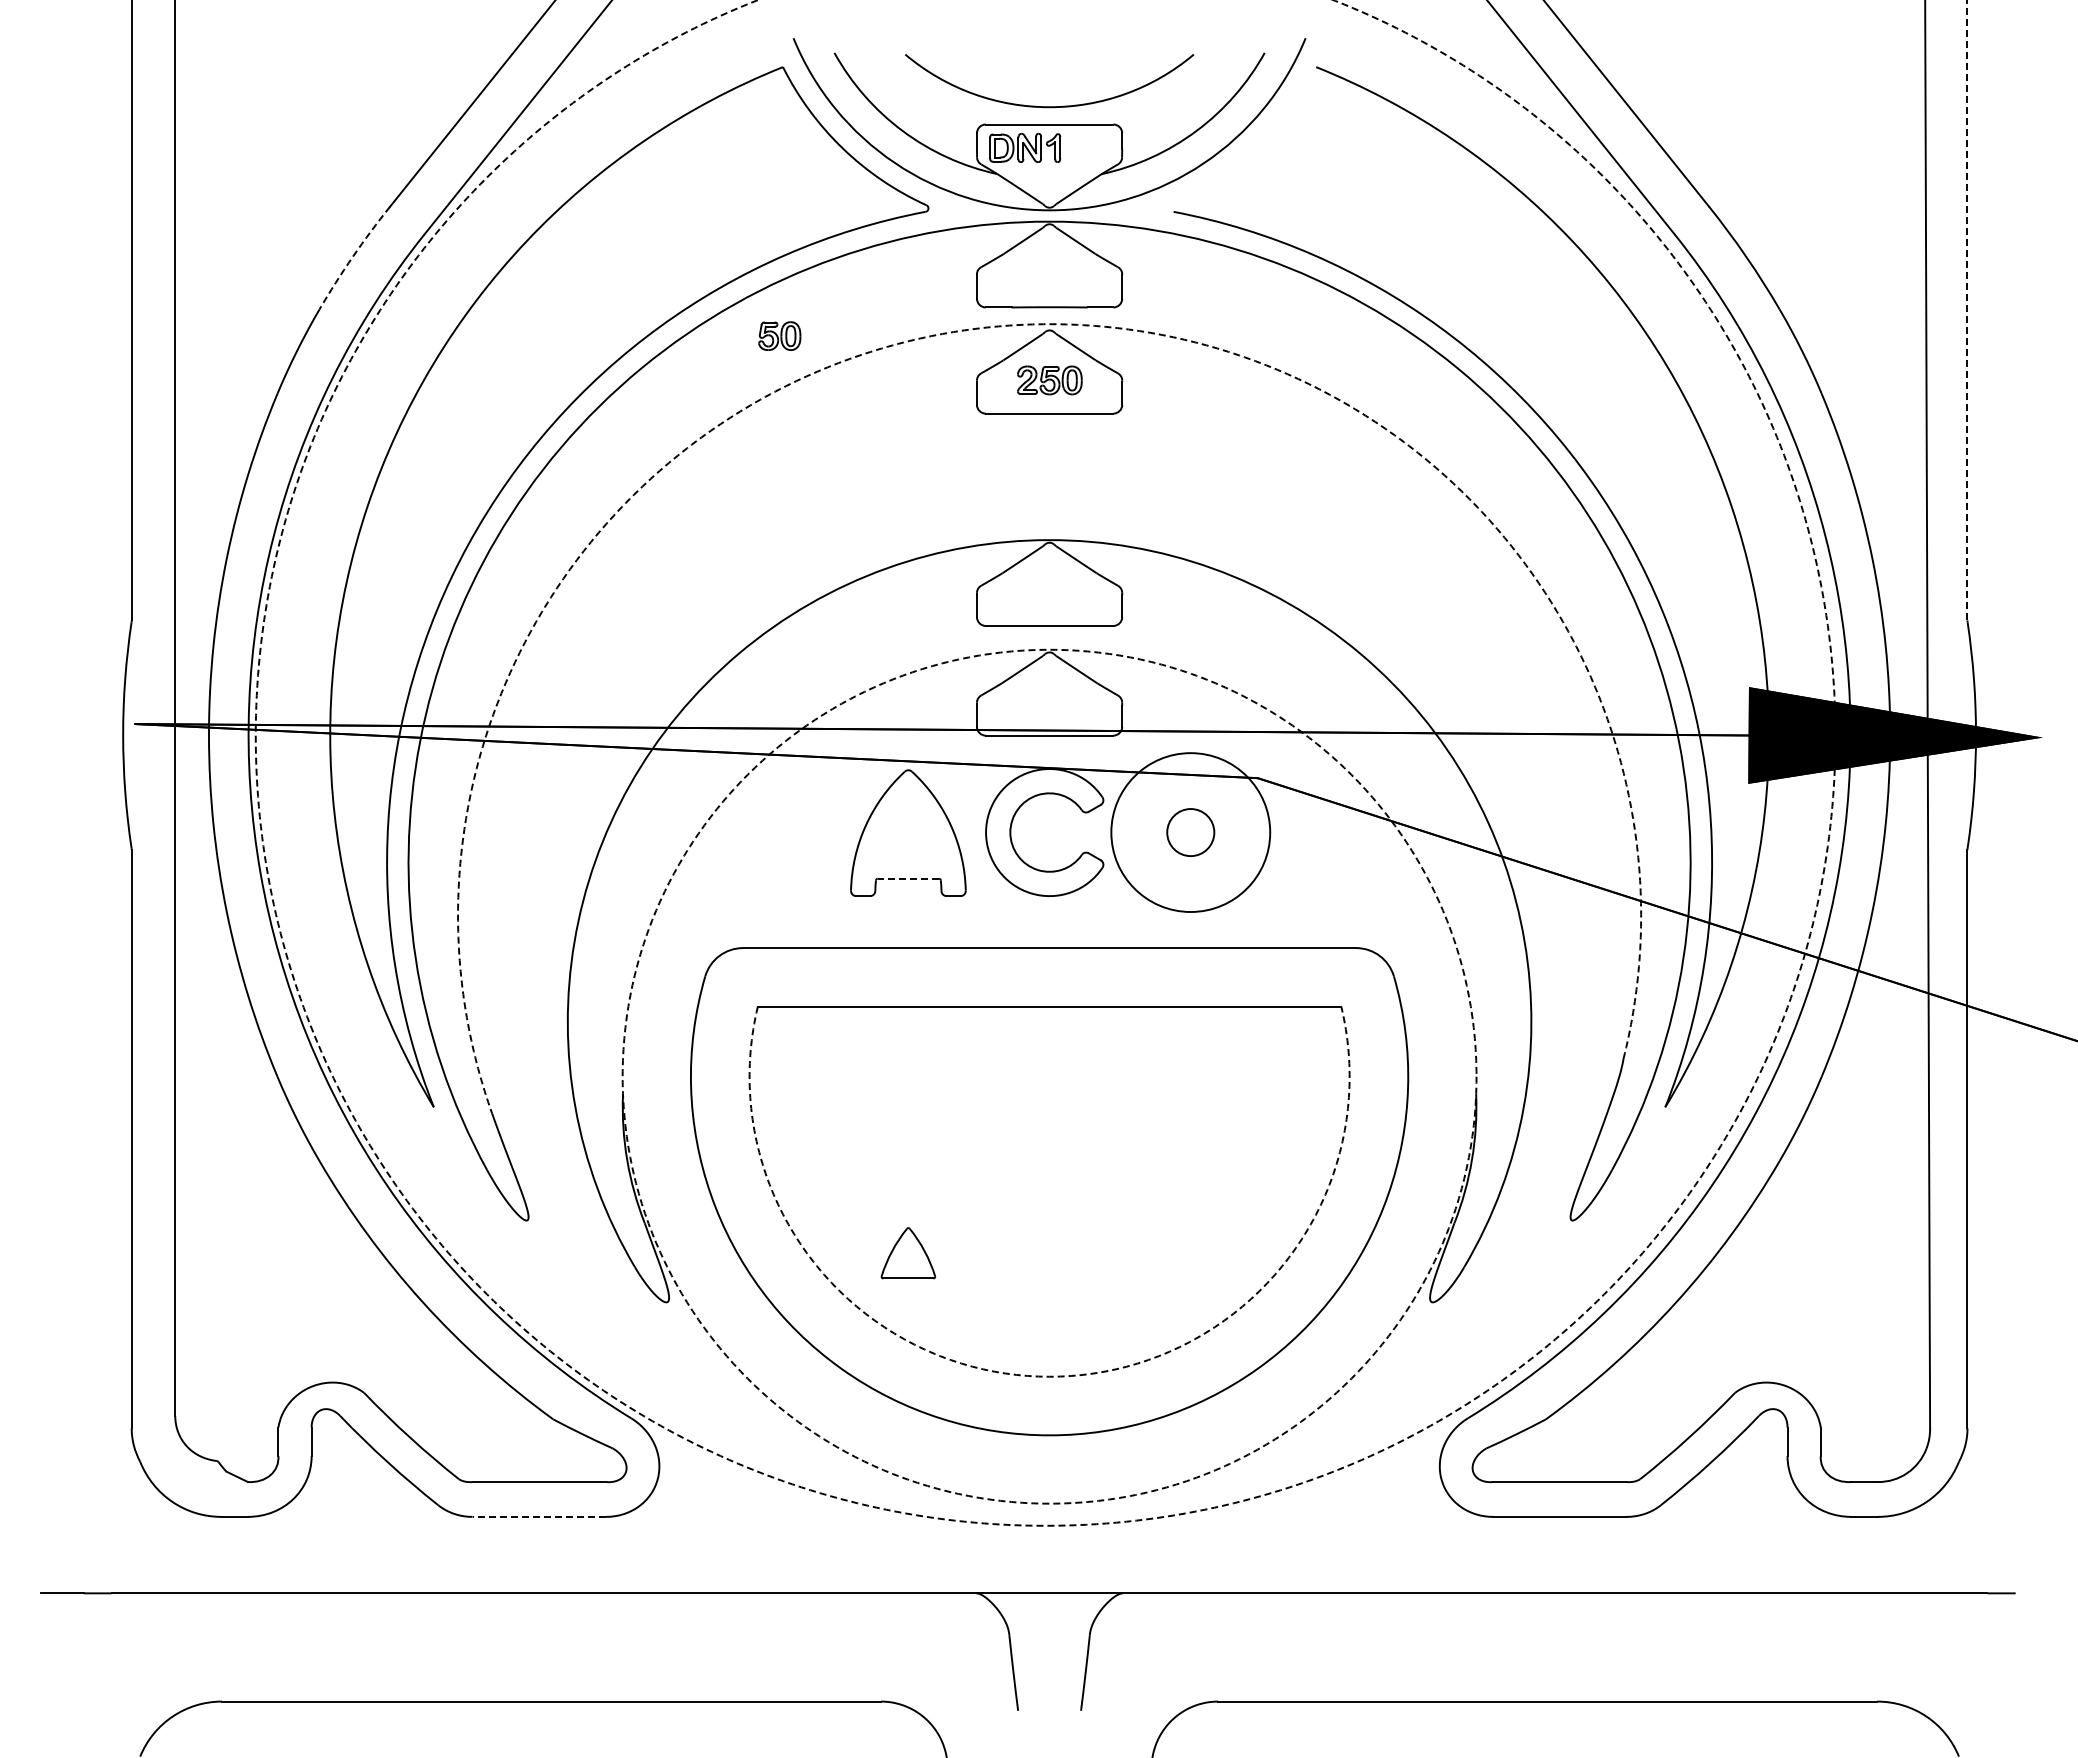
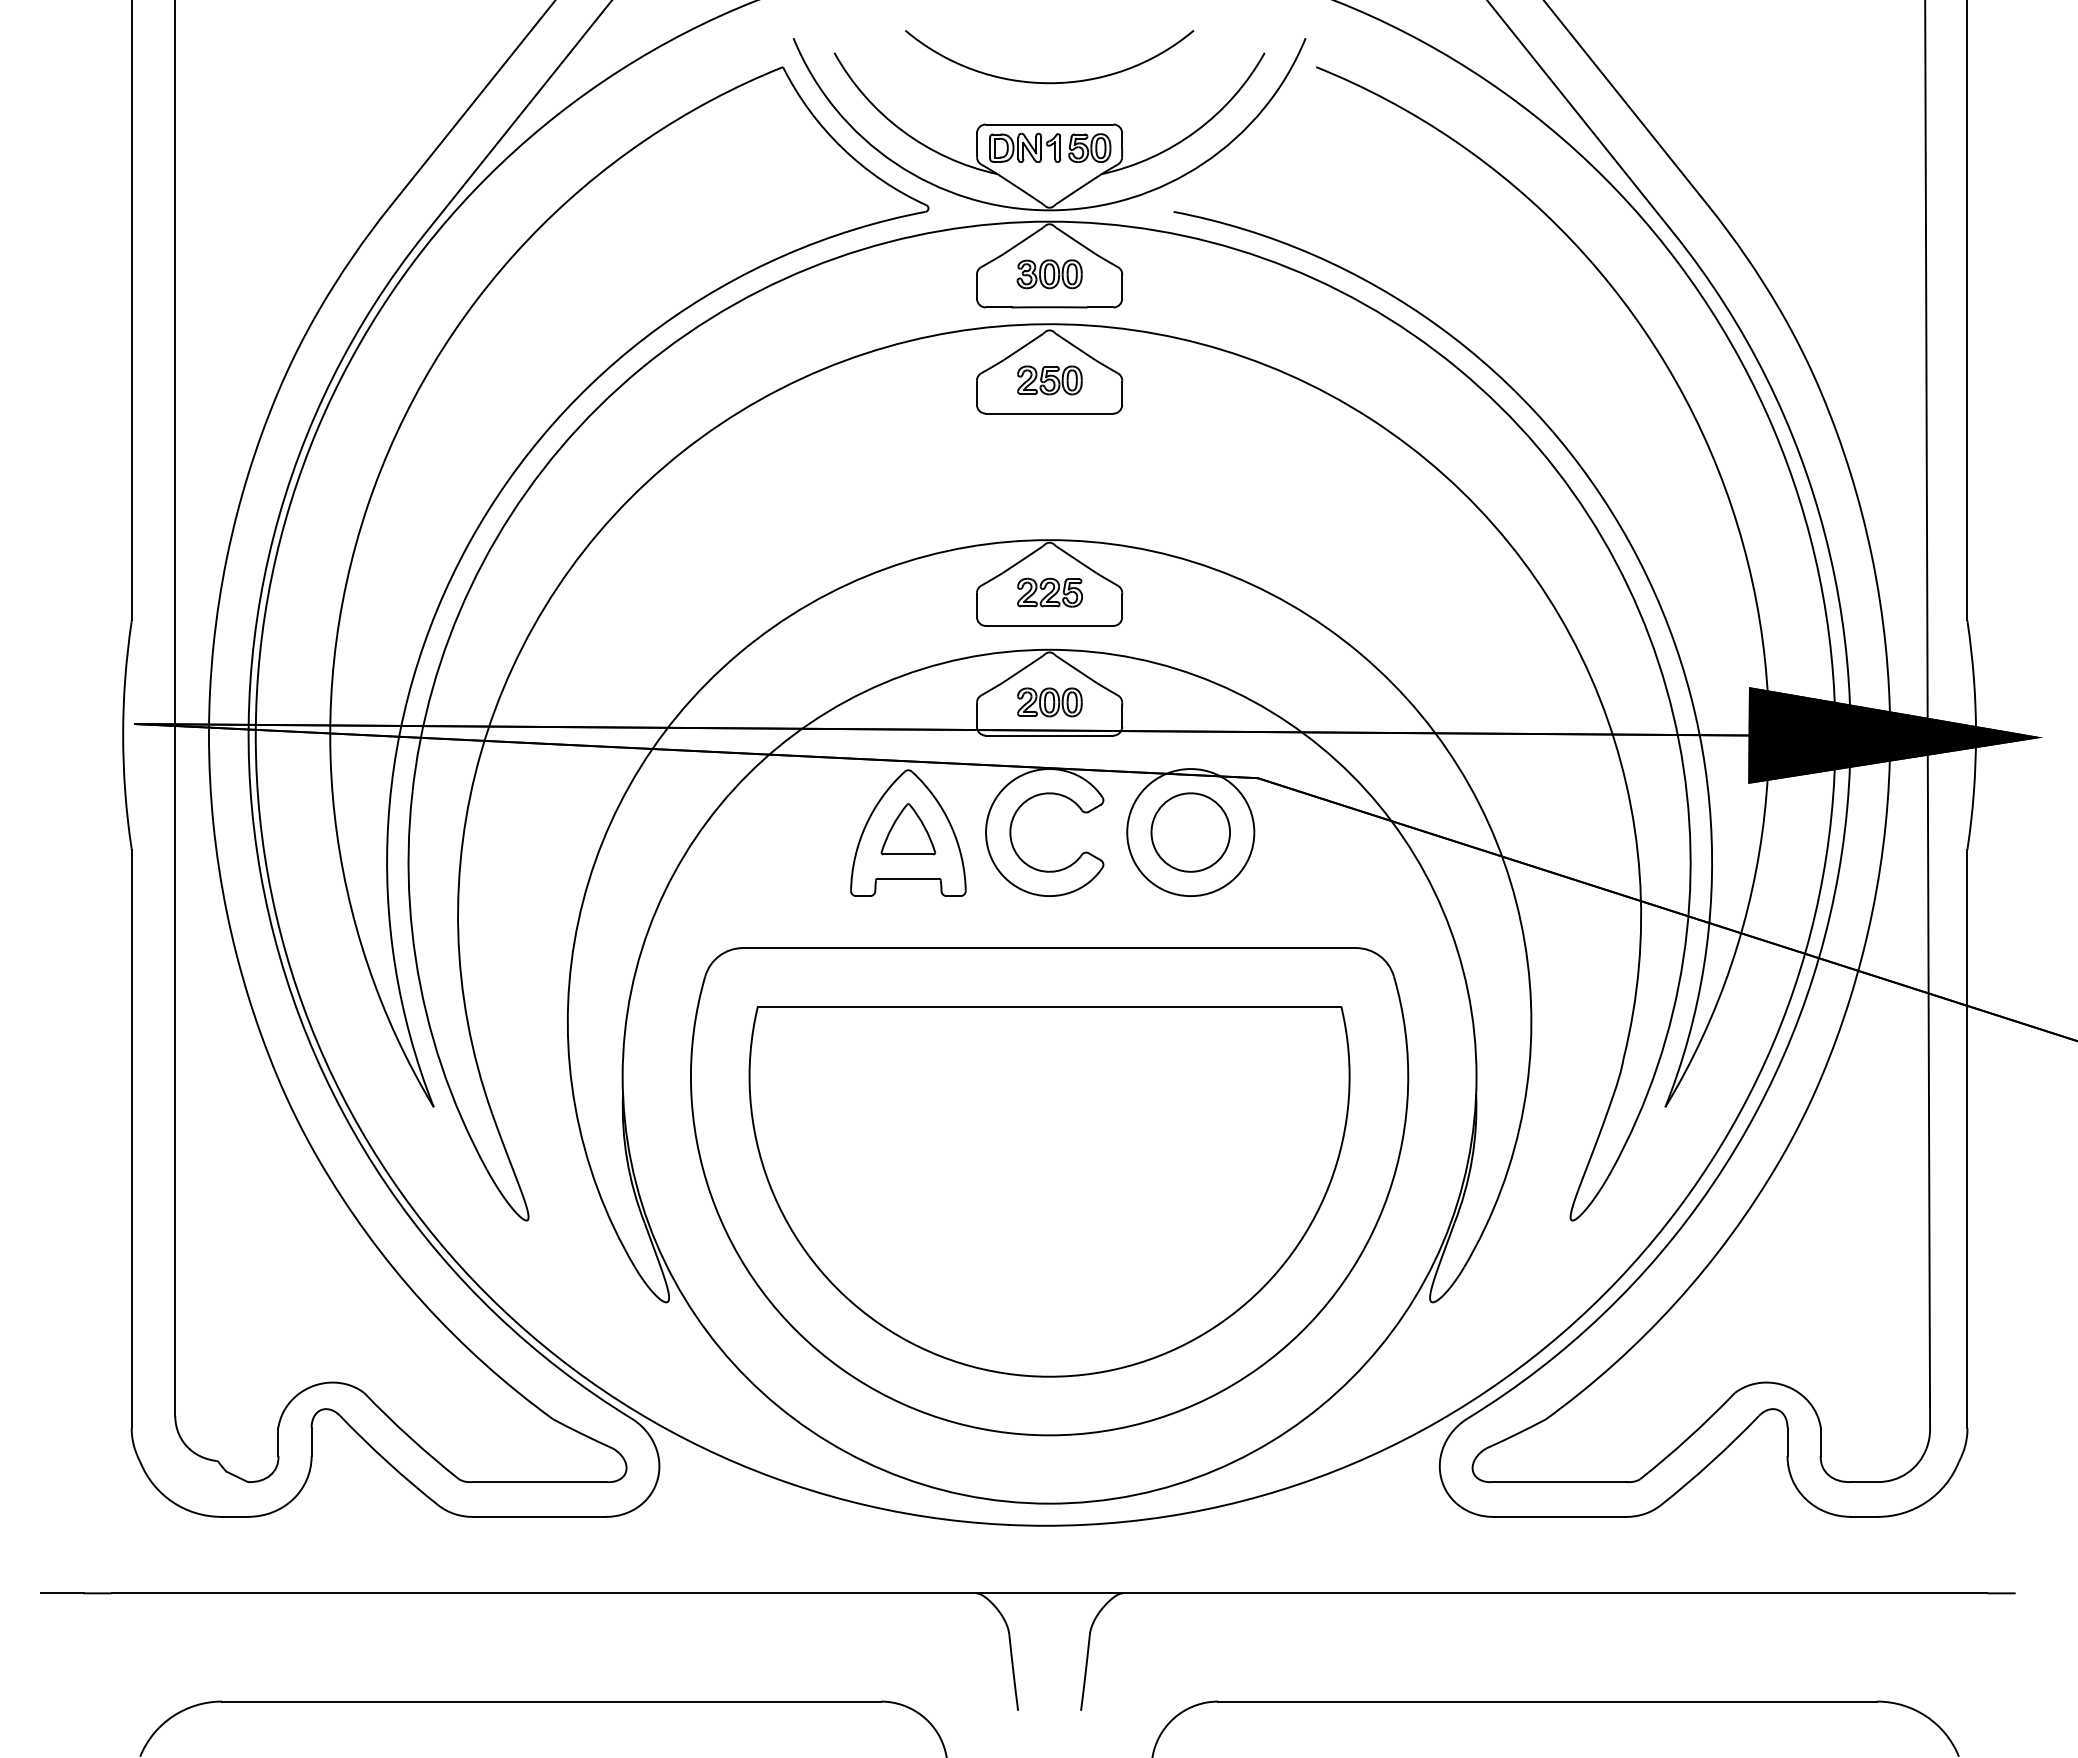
arc position: (1049, 106) -> (1049, 82) (1049, 82)
arc: dashed -> solid (352, 256)
part: none -> present (1049, 274)
line: dashed -> solid (1967, 310)
arc: dashed -> solid (1021, 324)
part position: (779, 335) -> (1089, 147) (1089, 147)
part: none -> present (1049, 592)
part: none -> present (1049, 702)
circle: dashed -> solid (1045, 762)
circle diameter: 159 px -> 127 px (1190, 832)
circle diameter: 47 px -> 78 px (1190, 832)
line: dashed -> solid (908, 878)
circle: dashed -> solid (1049, 1076)
part position: (908, 1253) -> (908, 829) (908, 829)
arc: dashed -> solid (1049, 1376)
line: dashed -> solid (539, 1516)
